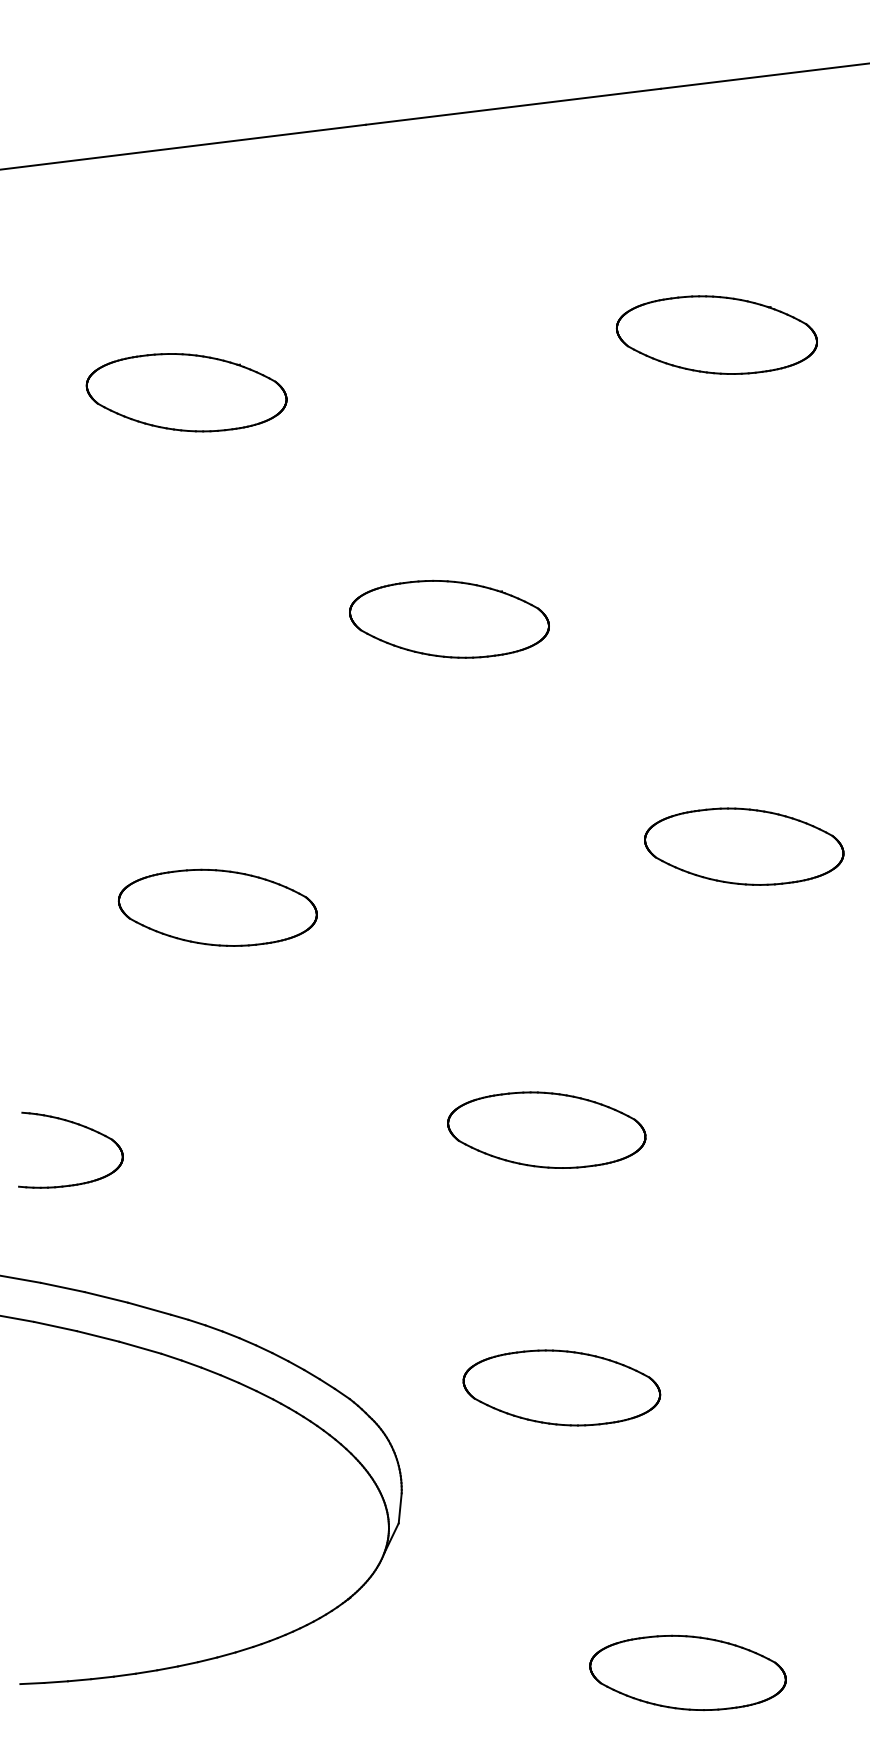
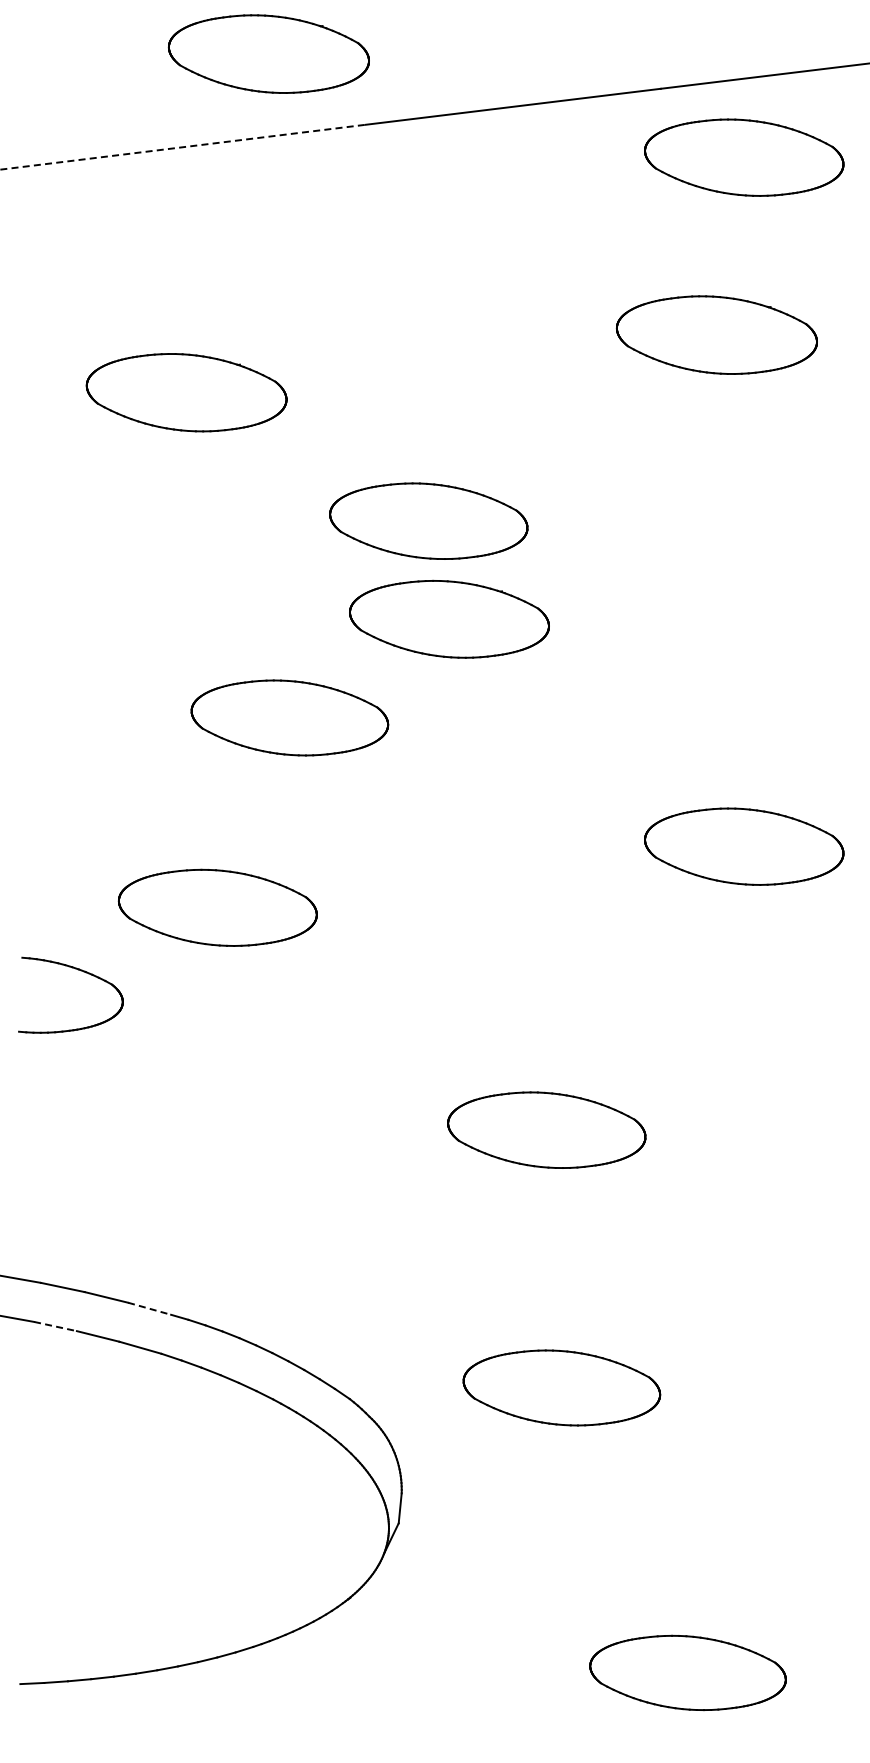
part: none -> present (268, 53)
line: solid -> dashed (183, 147)
part: none -> present (744, 157)
part: none -> present (428, 520)
part: none -> present (289, 717)
part position: (78, 1125) -> (78, 970) (78, 970)
line: solid -> dashed (150, 1308)
line: solid -> dashed (55, 1326)
